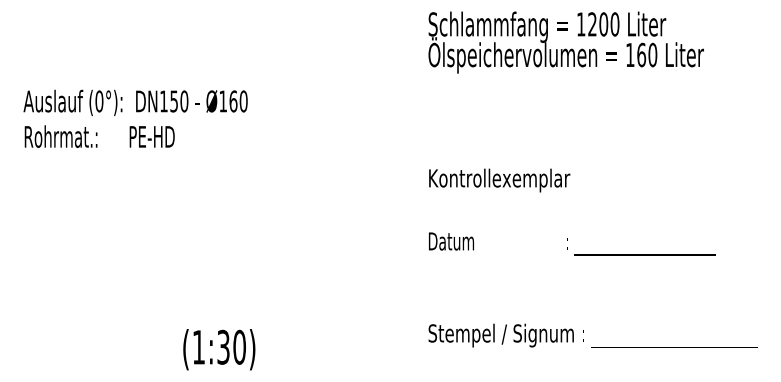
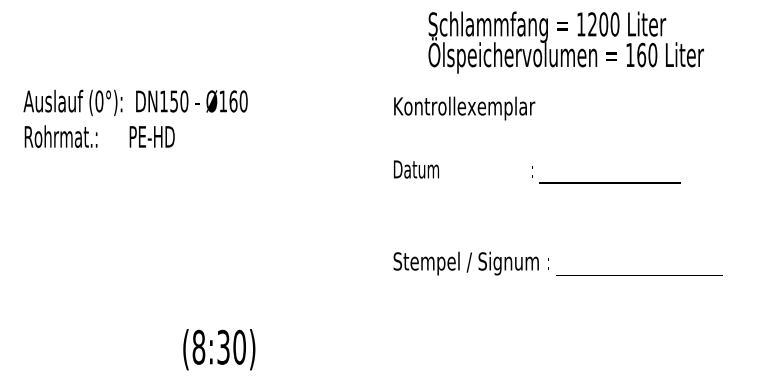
text position: (592, 257) -> (557, 185) (557, 185)
text: (1:30) -> (8:30) (198, 346)
